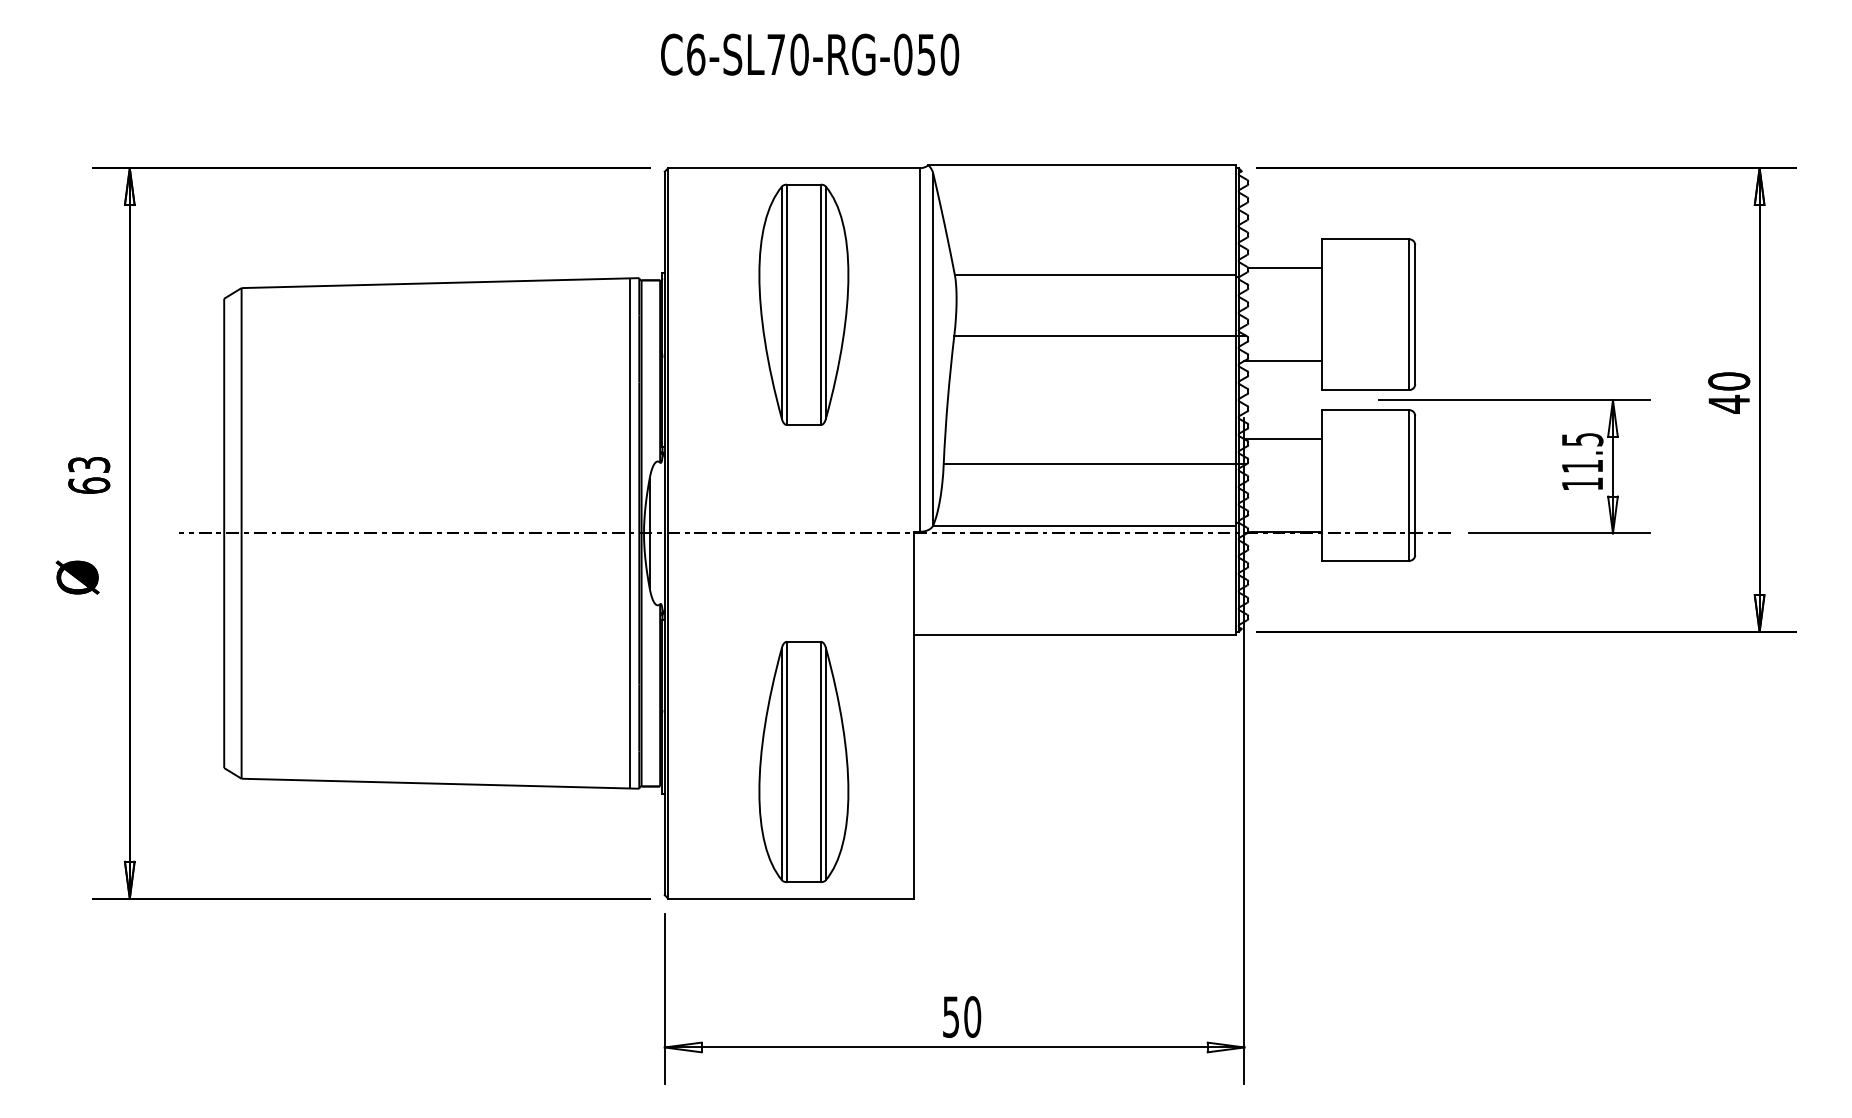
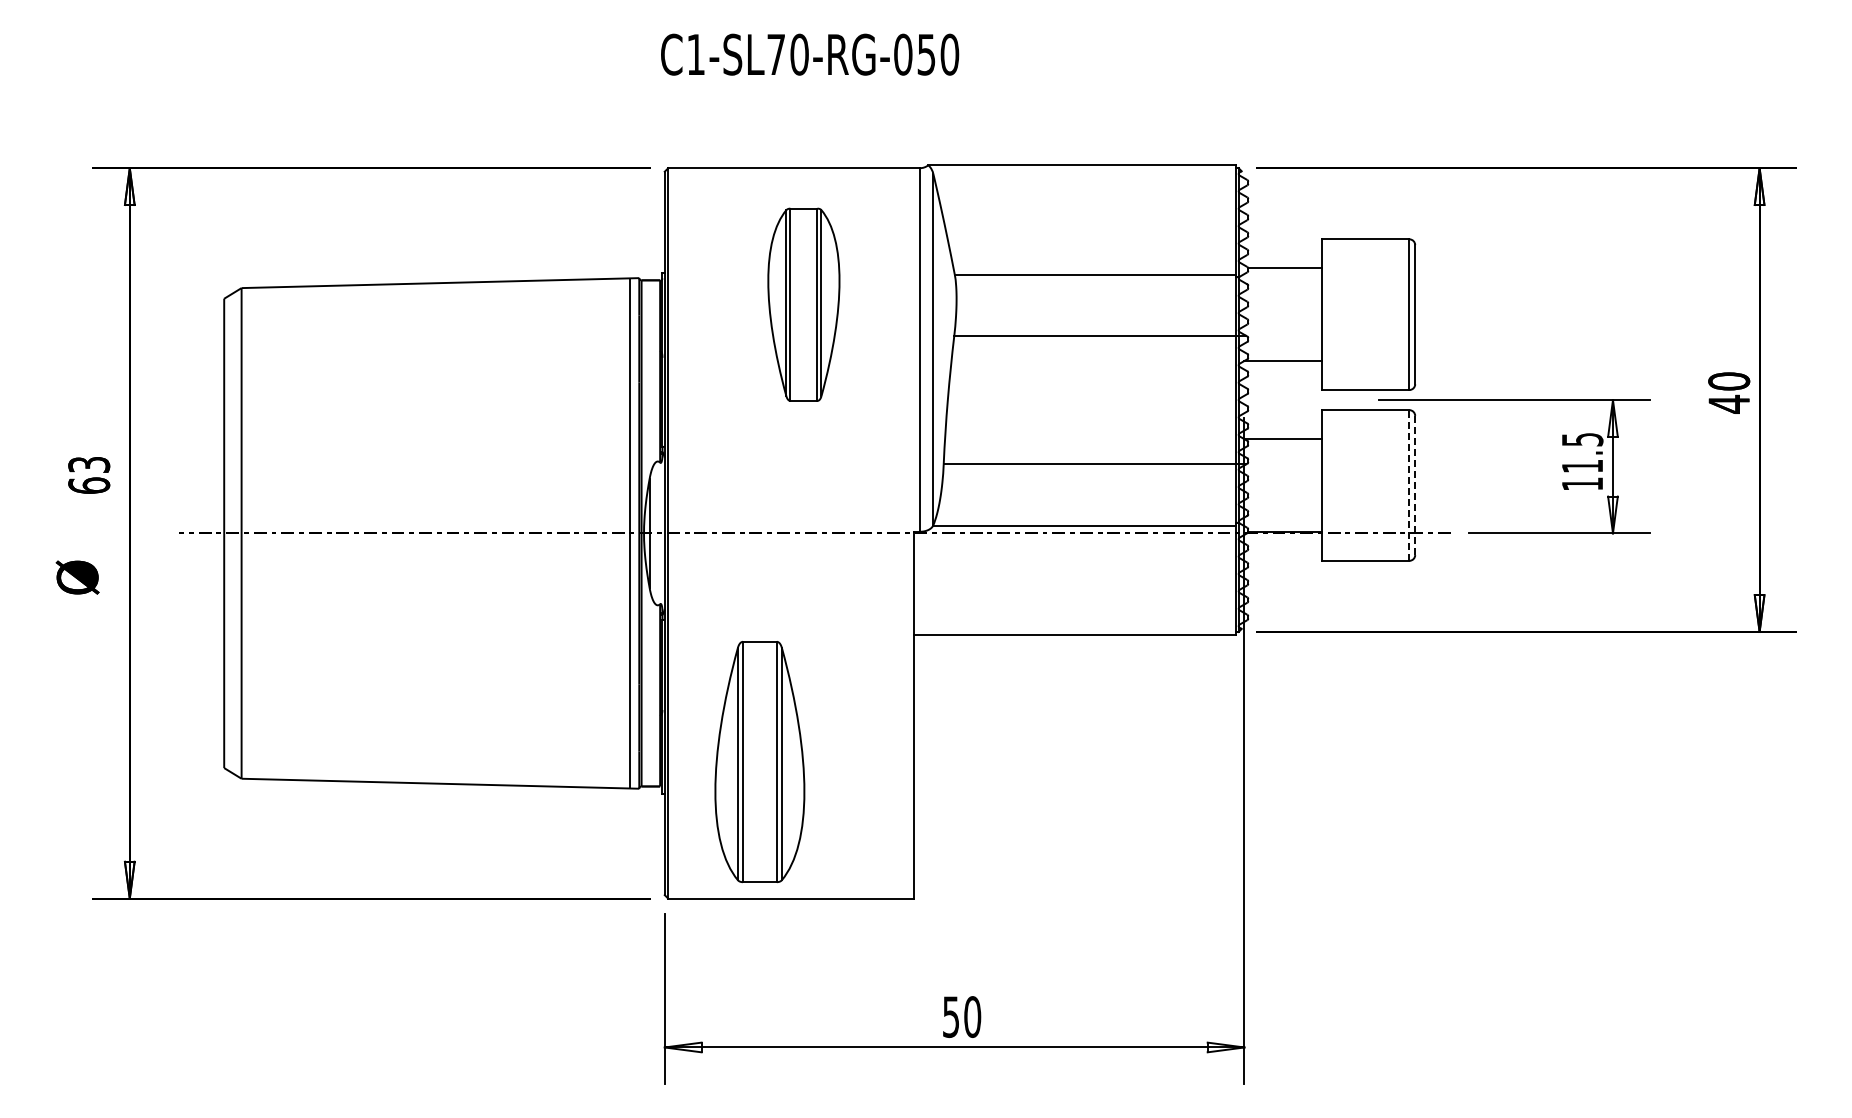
text: C6-SL70-RG-050 -> C1-SL70-RG-050 (696, 54)
part size: 92x243 px -> 74x195 px (803, 304)
line: solid -> dashed (1409, 485)
line: solid -> dashed (1415, 485)
part position: (803, 762) -> (759, 762) (759, 762)
